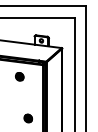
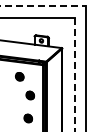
line: solid -> dashed (43, 6)
line: solid -> dashed (74, 74)
part: none -> present (29, 95)
